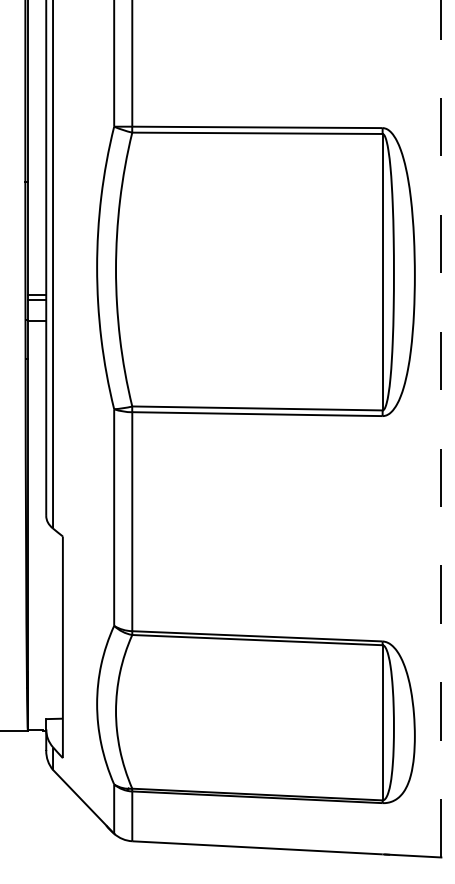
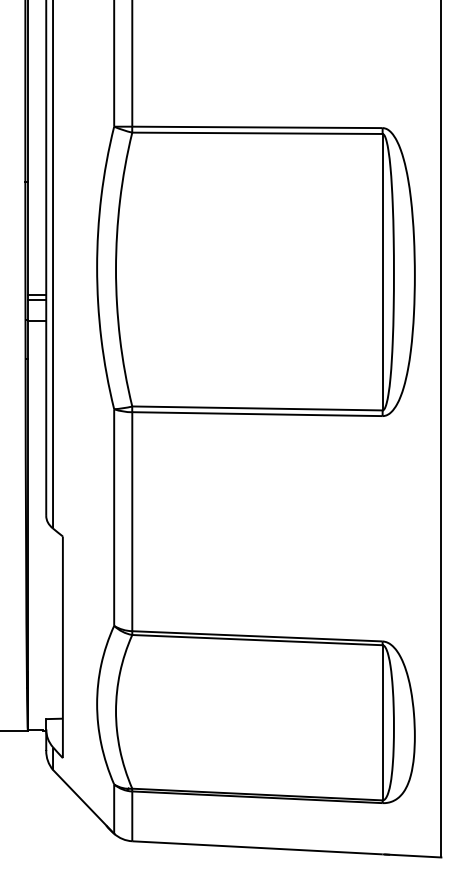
line: dashed -> solid (441, 428)
